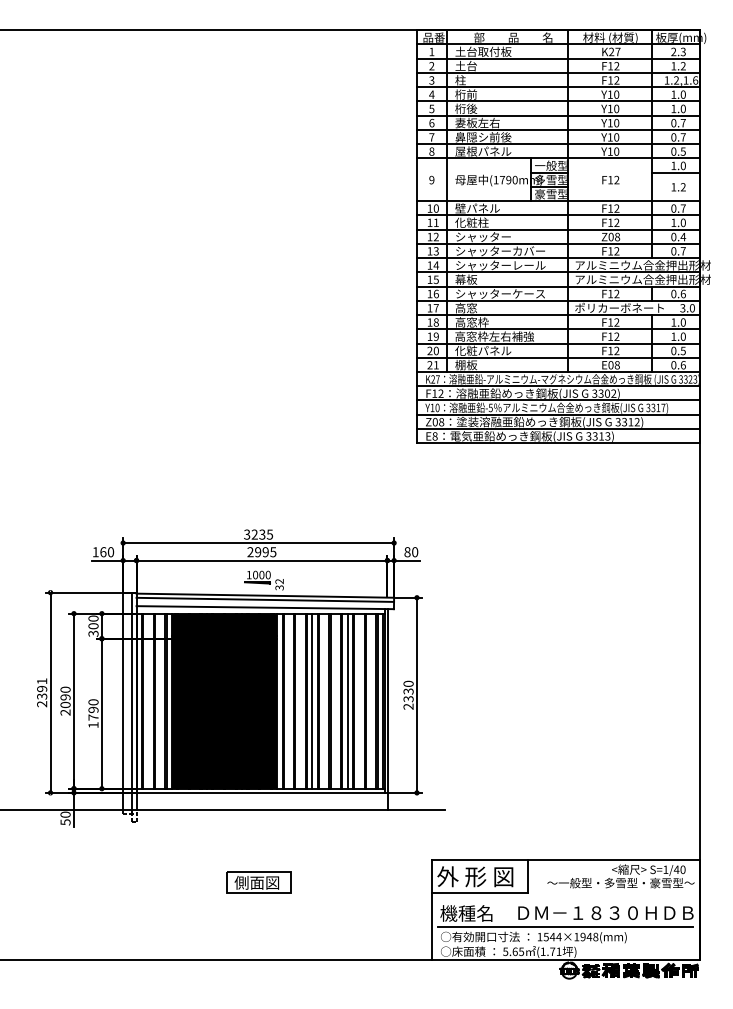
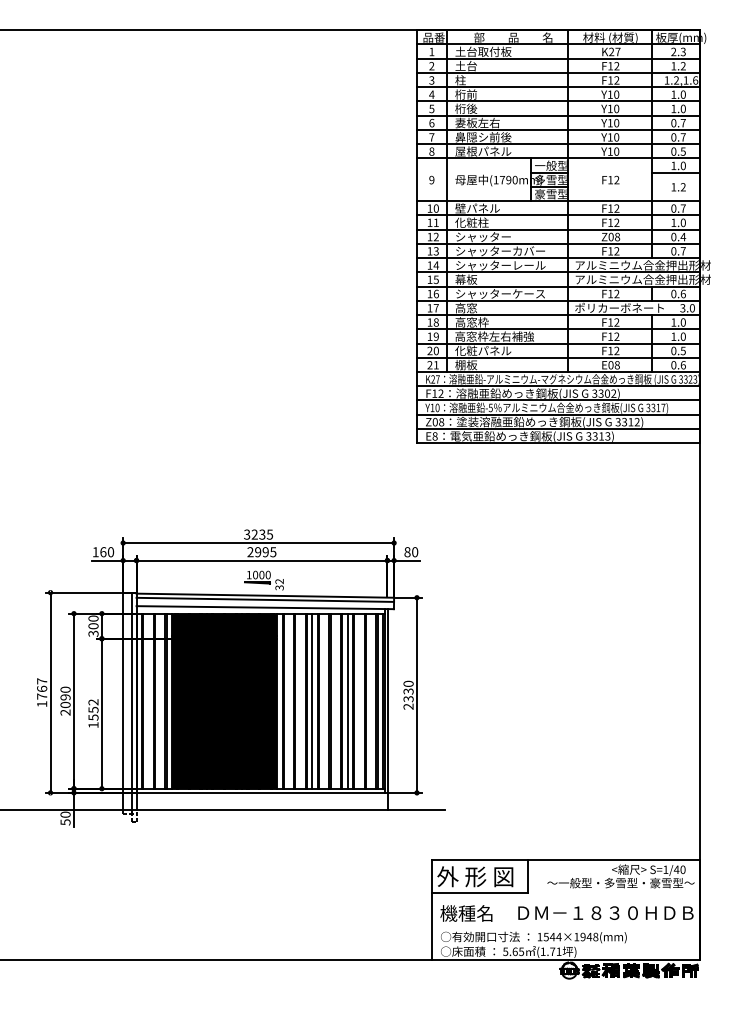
text: 2391 -> 1767 (42, 692)
text: 1790 -> 1552 (93, 709)
part: present -> none (258, 882)
line: present -> none (565, 926)
